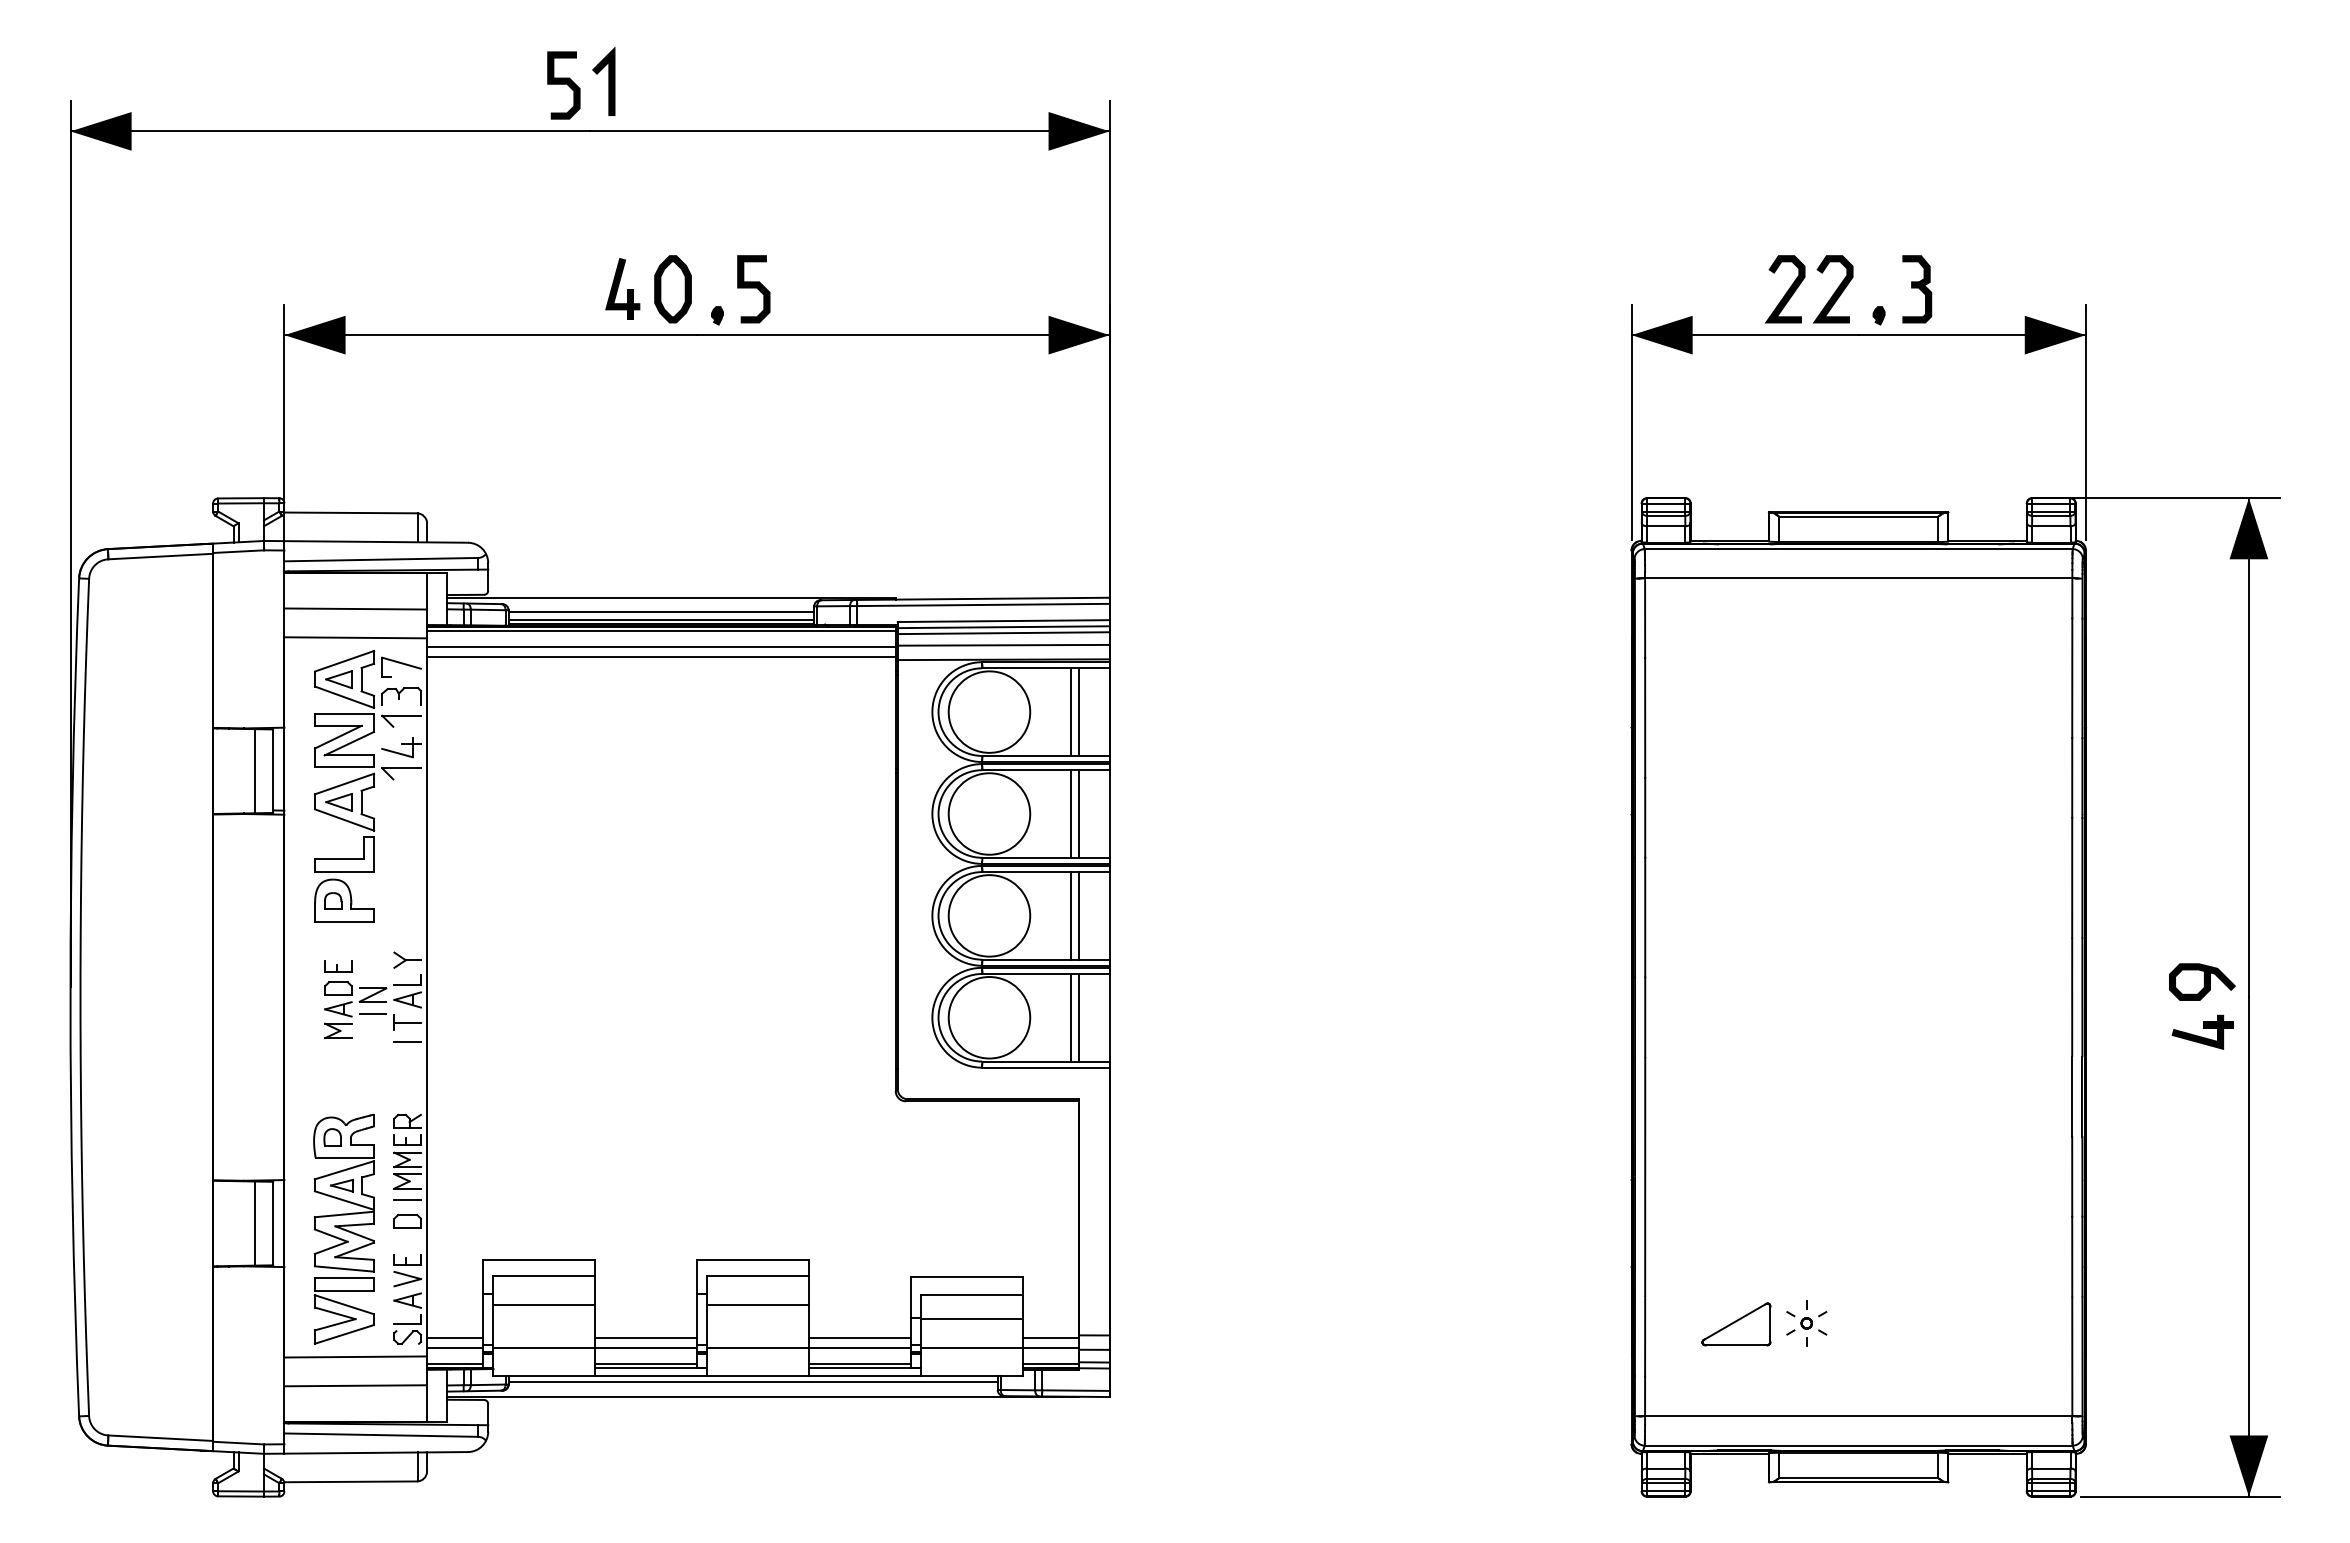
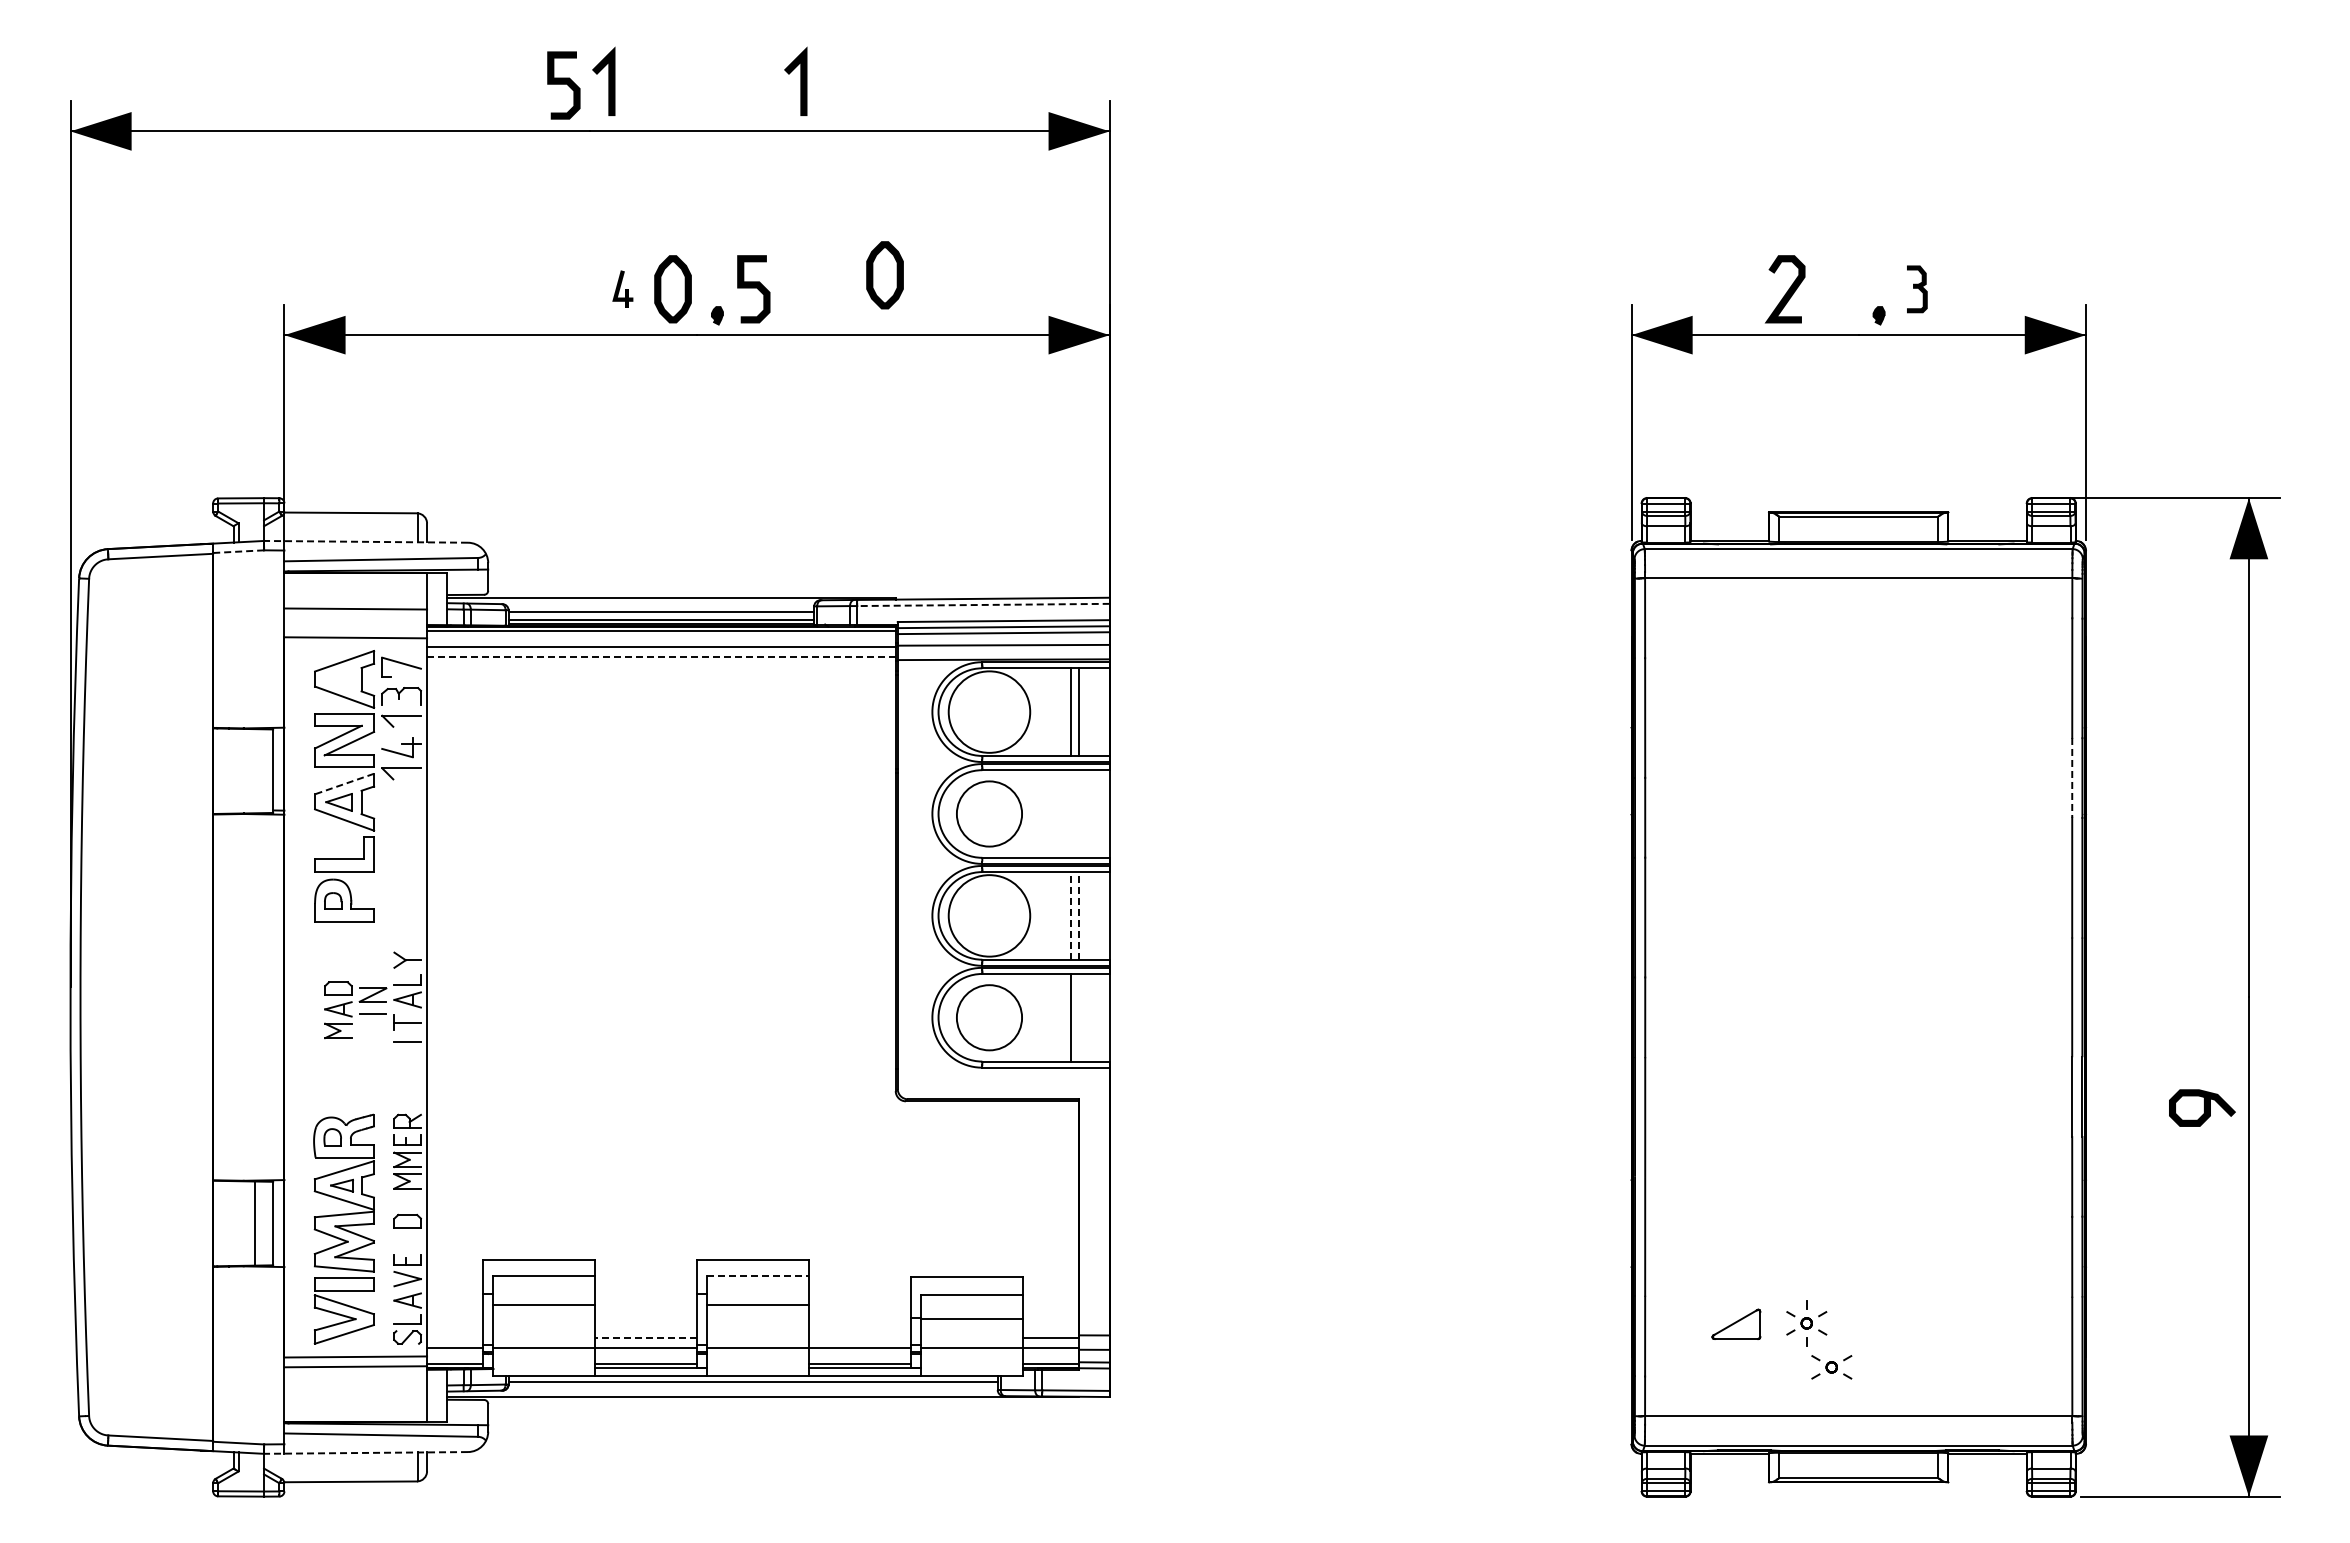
line: none -> present (800, 80)
part: none -> present (884, 275)
part size: 36x62 px -> 22x38 px (622, 288)
part size: 31x69 px -> 21x49 px (1917, 289)
curve: present -> none (1835, 290)
line: solid -> dashed (366, 541)
line: solid -> dashed (238, 551)
line: solid -> dashed (982, 604)
line: solid -> dashed (660, 656)
part: present -> none (338, 679)
line: present -> none (254, 771)
line: solid -> dashed (2072, 777)
line: solid -> dashed (344, 784)
circle diameter: 82 px -> 65 px (989, 813)
line: present -> none (1070, 813)
line: present -> none (1079, 813)
line: solid -> dashed (1070, 915)
line: solid -> dashed (1079, 915)
part: present -> none (338, 966)
curve position: (2204, 981) -> (2204, 1107) (2204, 1107)
circle diameter: 82 px -> 65 px (989, 1017)
line: present -> none (1079, 1017)
part: present -> none (2202, 1031)
line: present -> none (407, 1200)
line: solid -> dashed (758, 1275)
part size: 71x45 px -> 51x32 px (1736, 1323)
line: present -> none (455, 1337)
line: solid -> dashed (646, 1337)
line: present -> none (860, 1337)
part: none -> present (1831, 1367)
line position: (355, 1385) -> (355, 1366) (355, 1366)
line: solid -> dashed (366, 1452)
